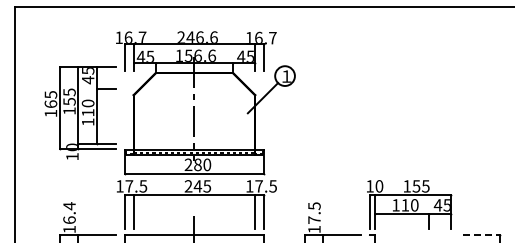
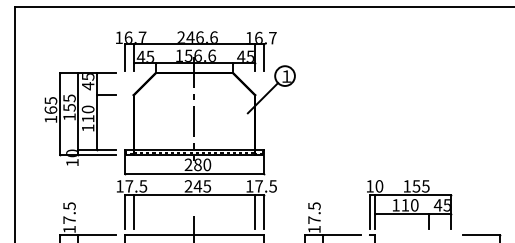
part position: (80, 112) -> (80, 118) (80, 118)
text: 16.4 -> 17.5 (69, 212)
line: dashed -> solid (481, 235)
